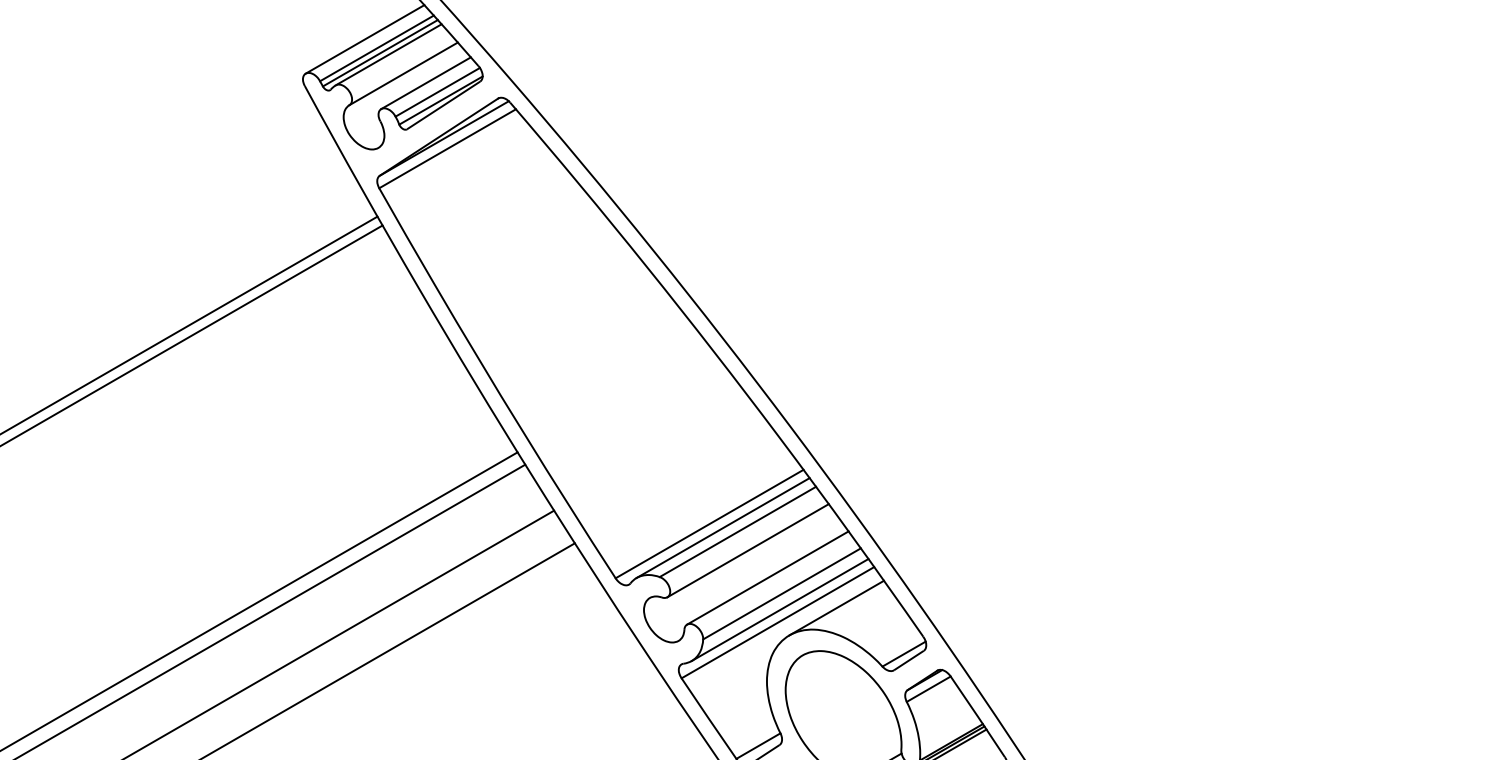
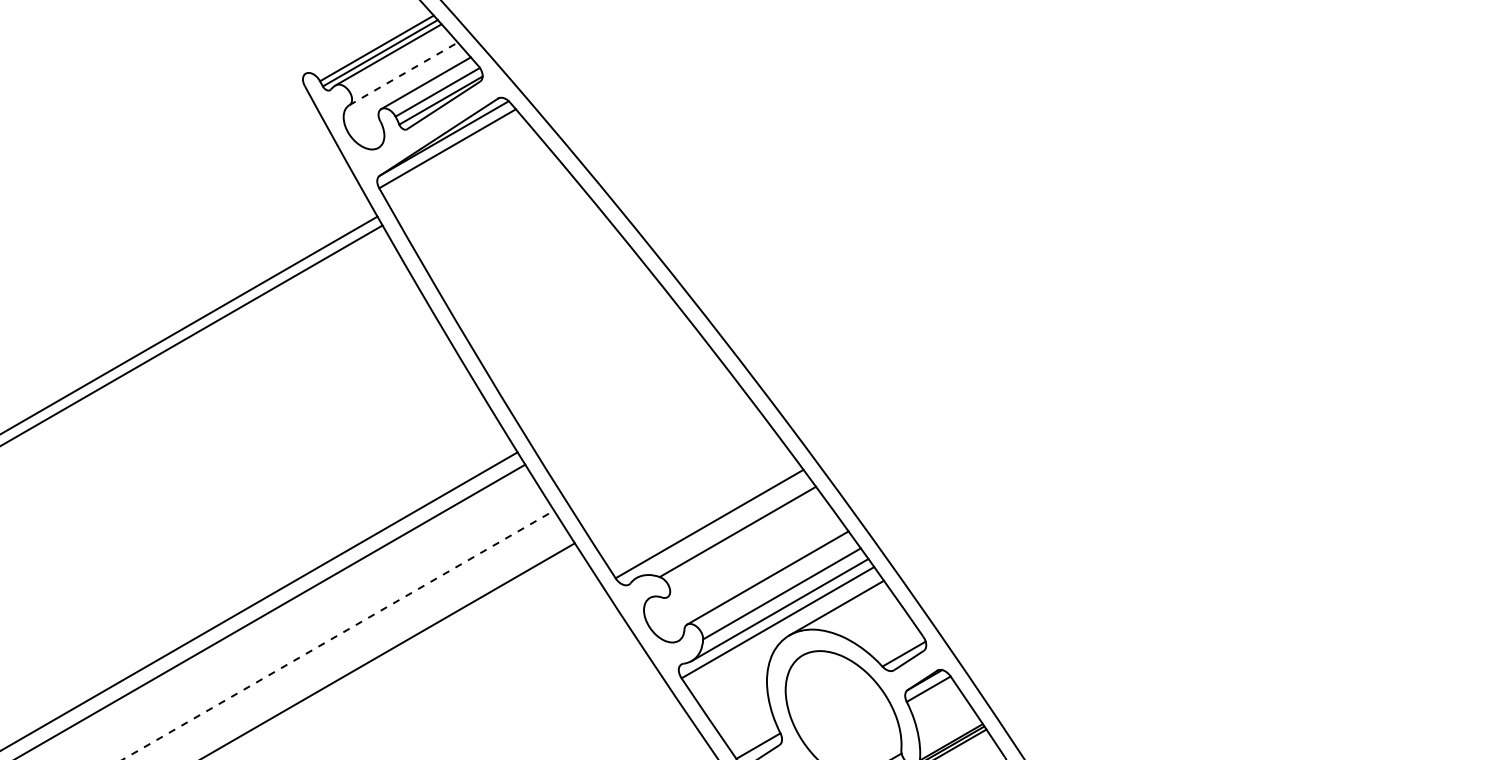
line: present -> none (364, 39)
line: solid -> dashed (403, 73)
line: present -> none (722, 528)
line: present -> none (747, 550)
line: solid -> dashed (338, 635)
